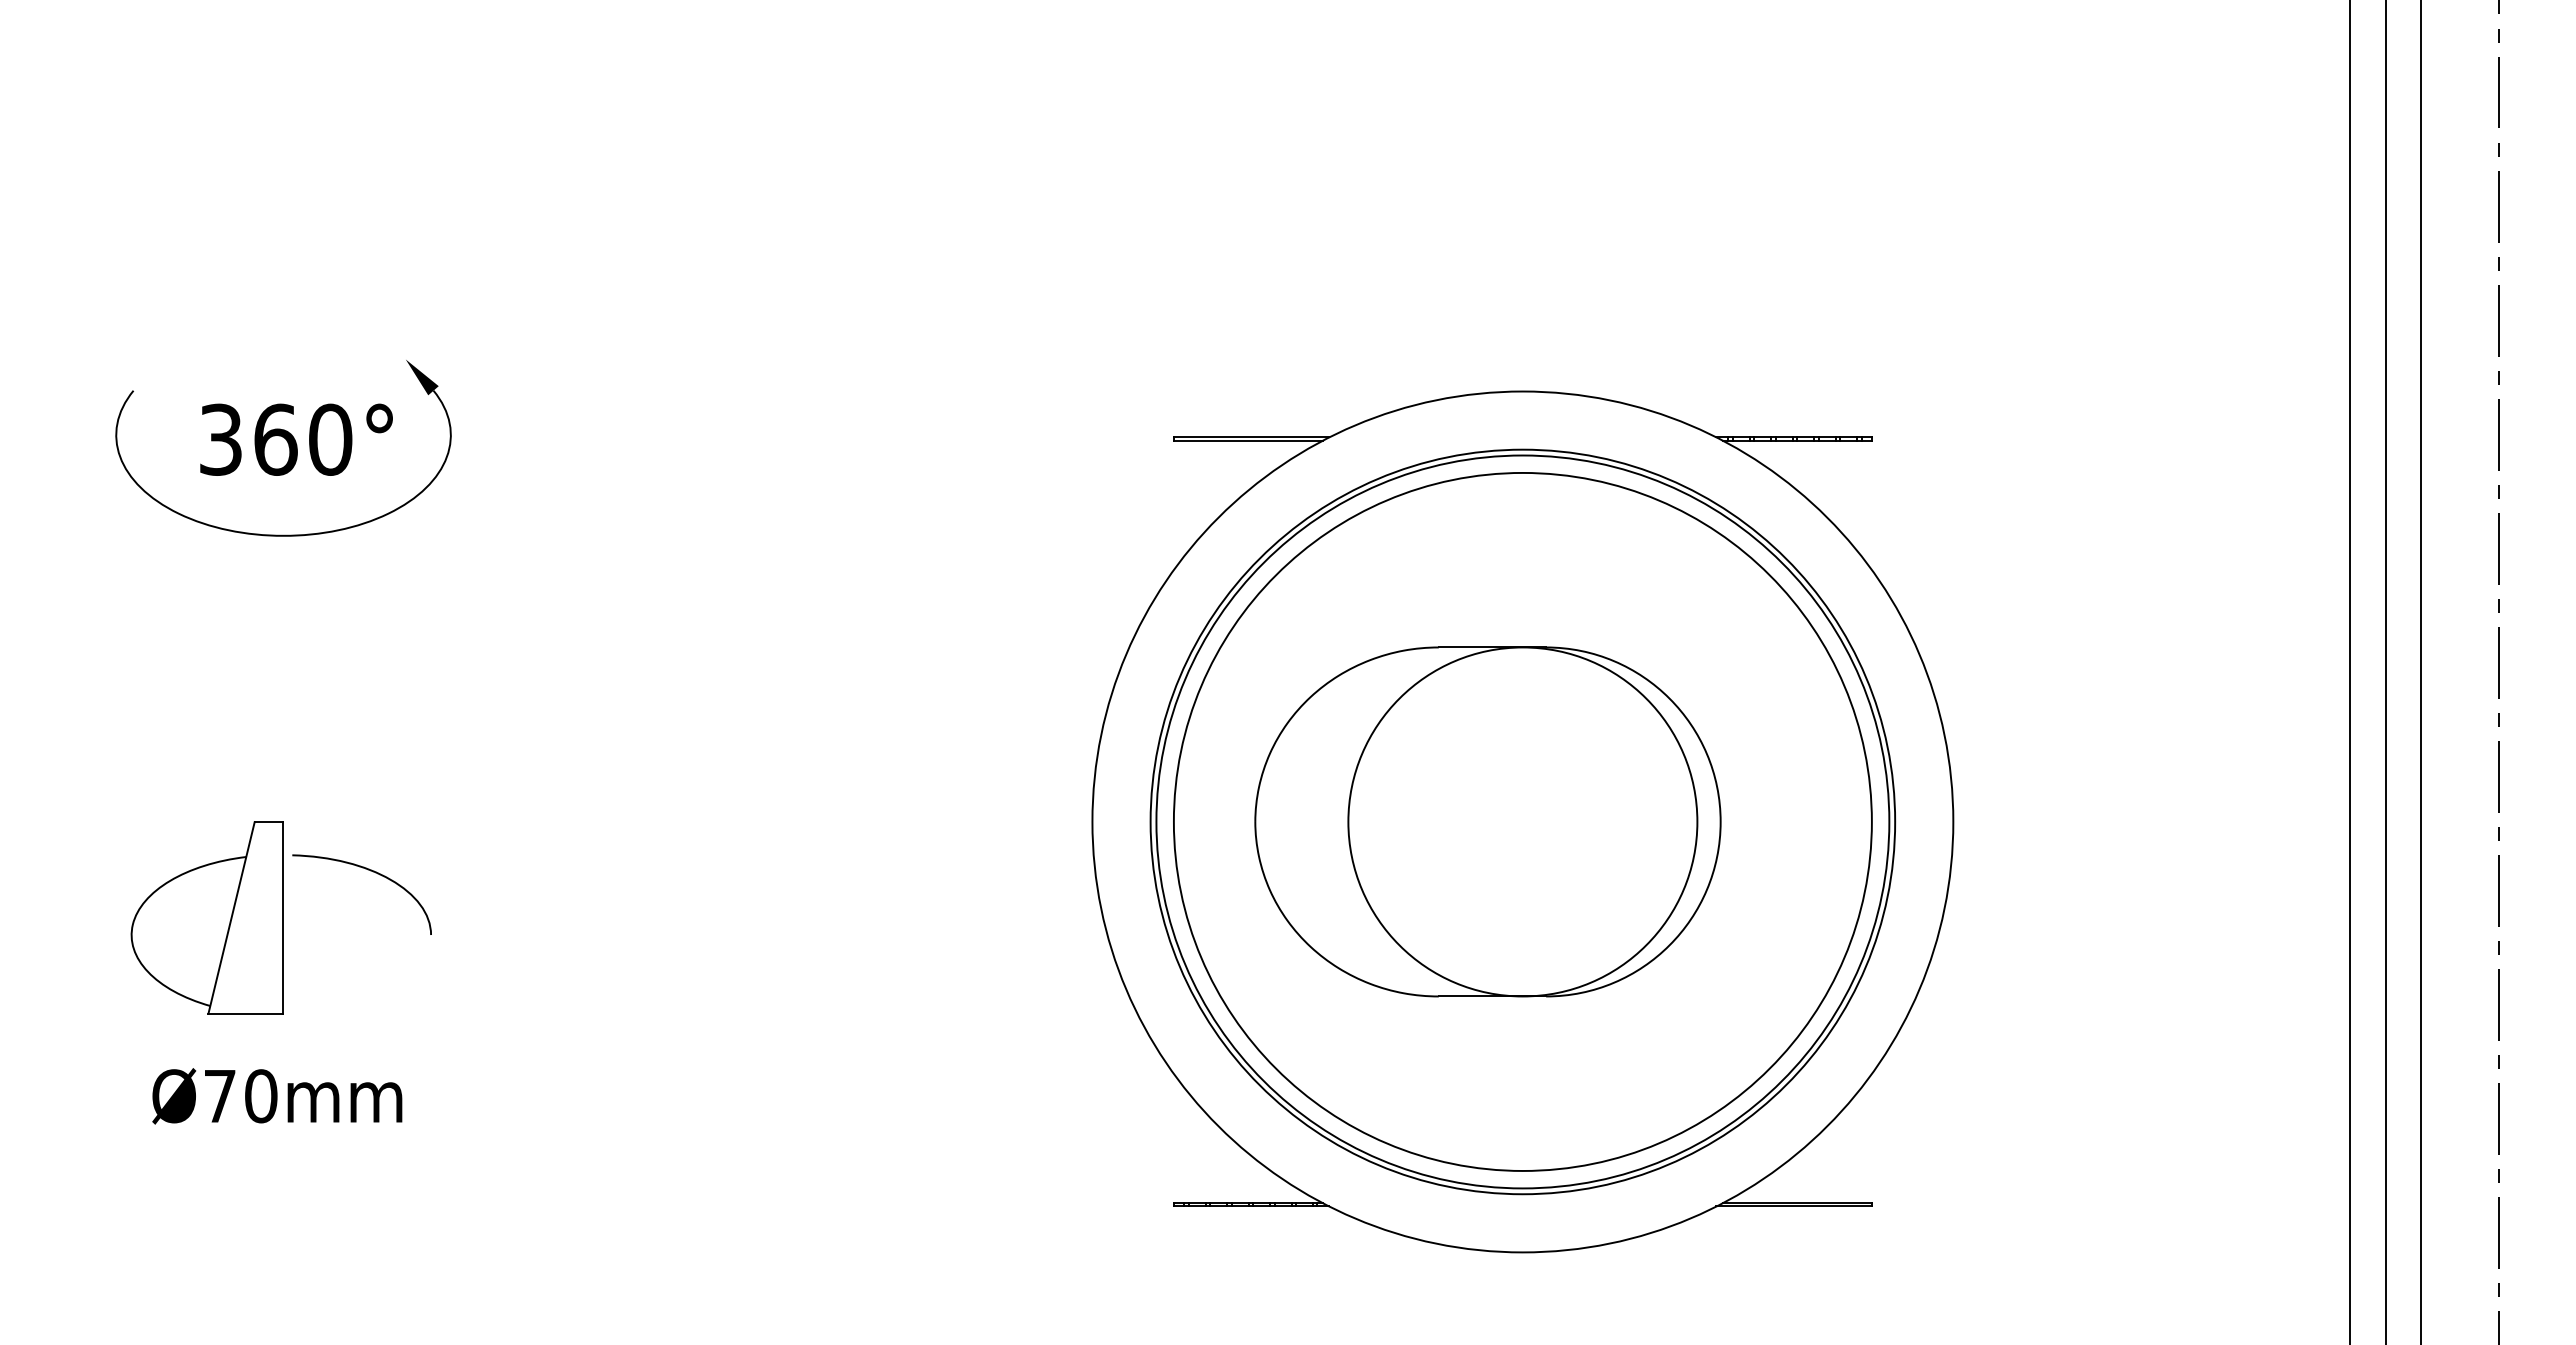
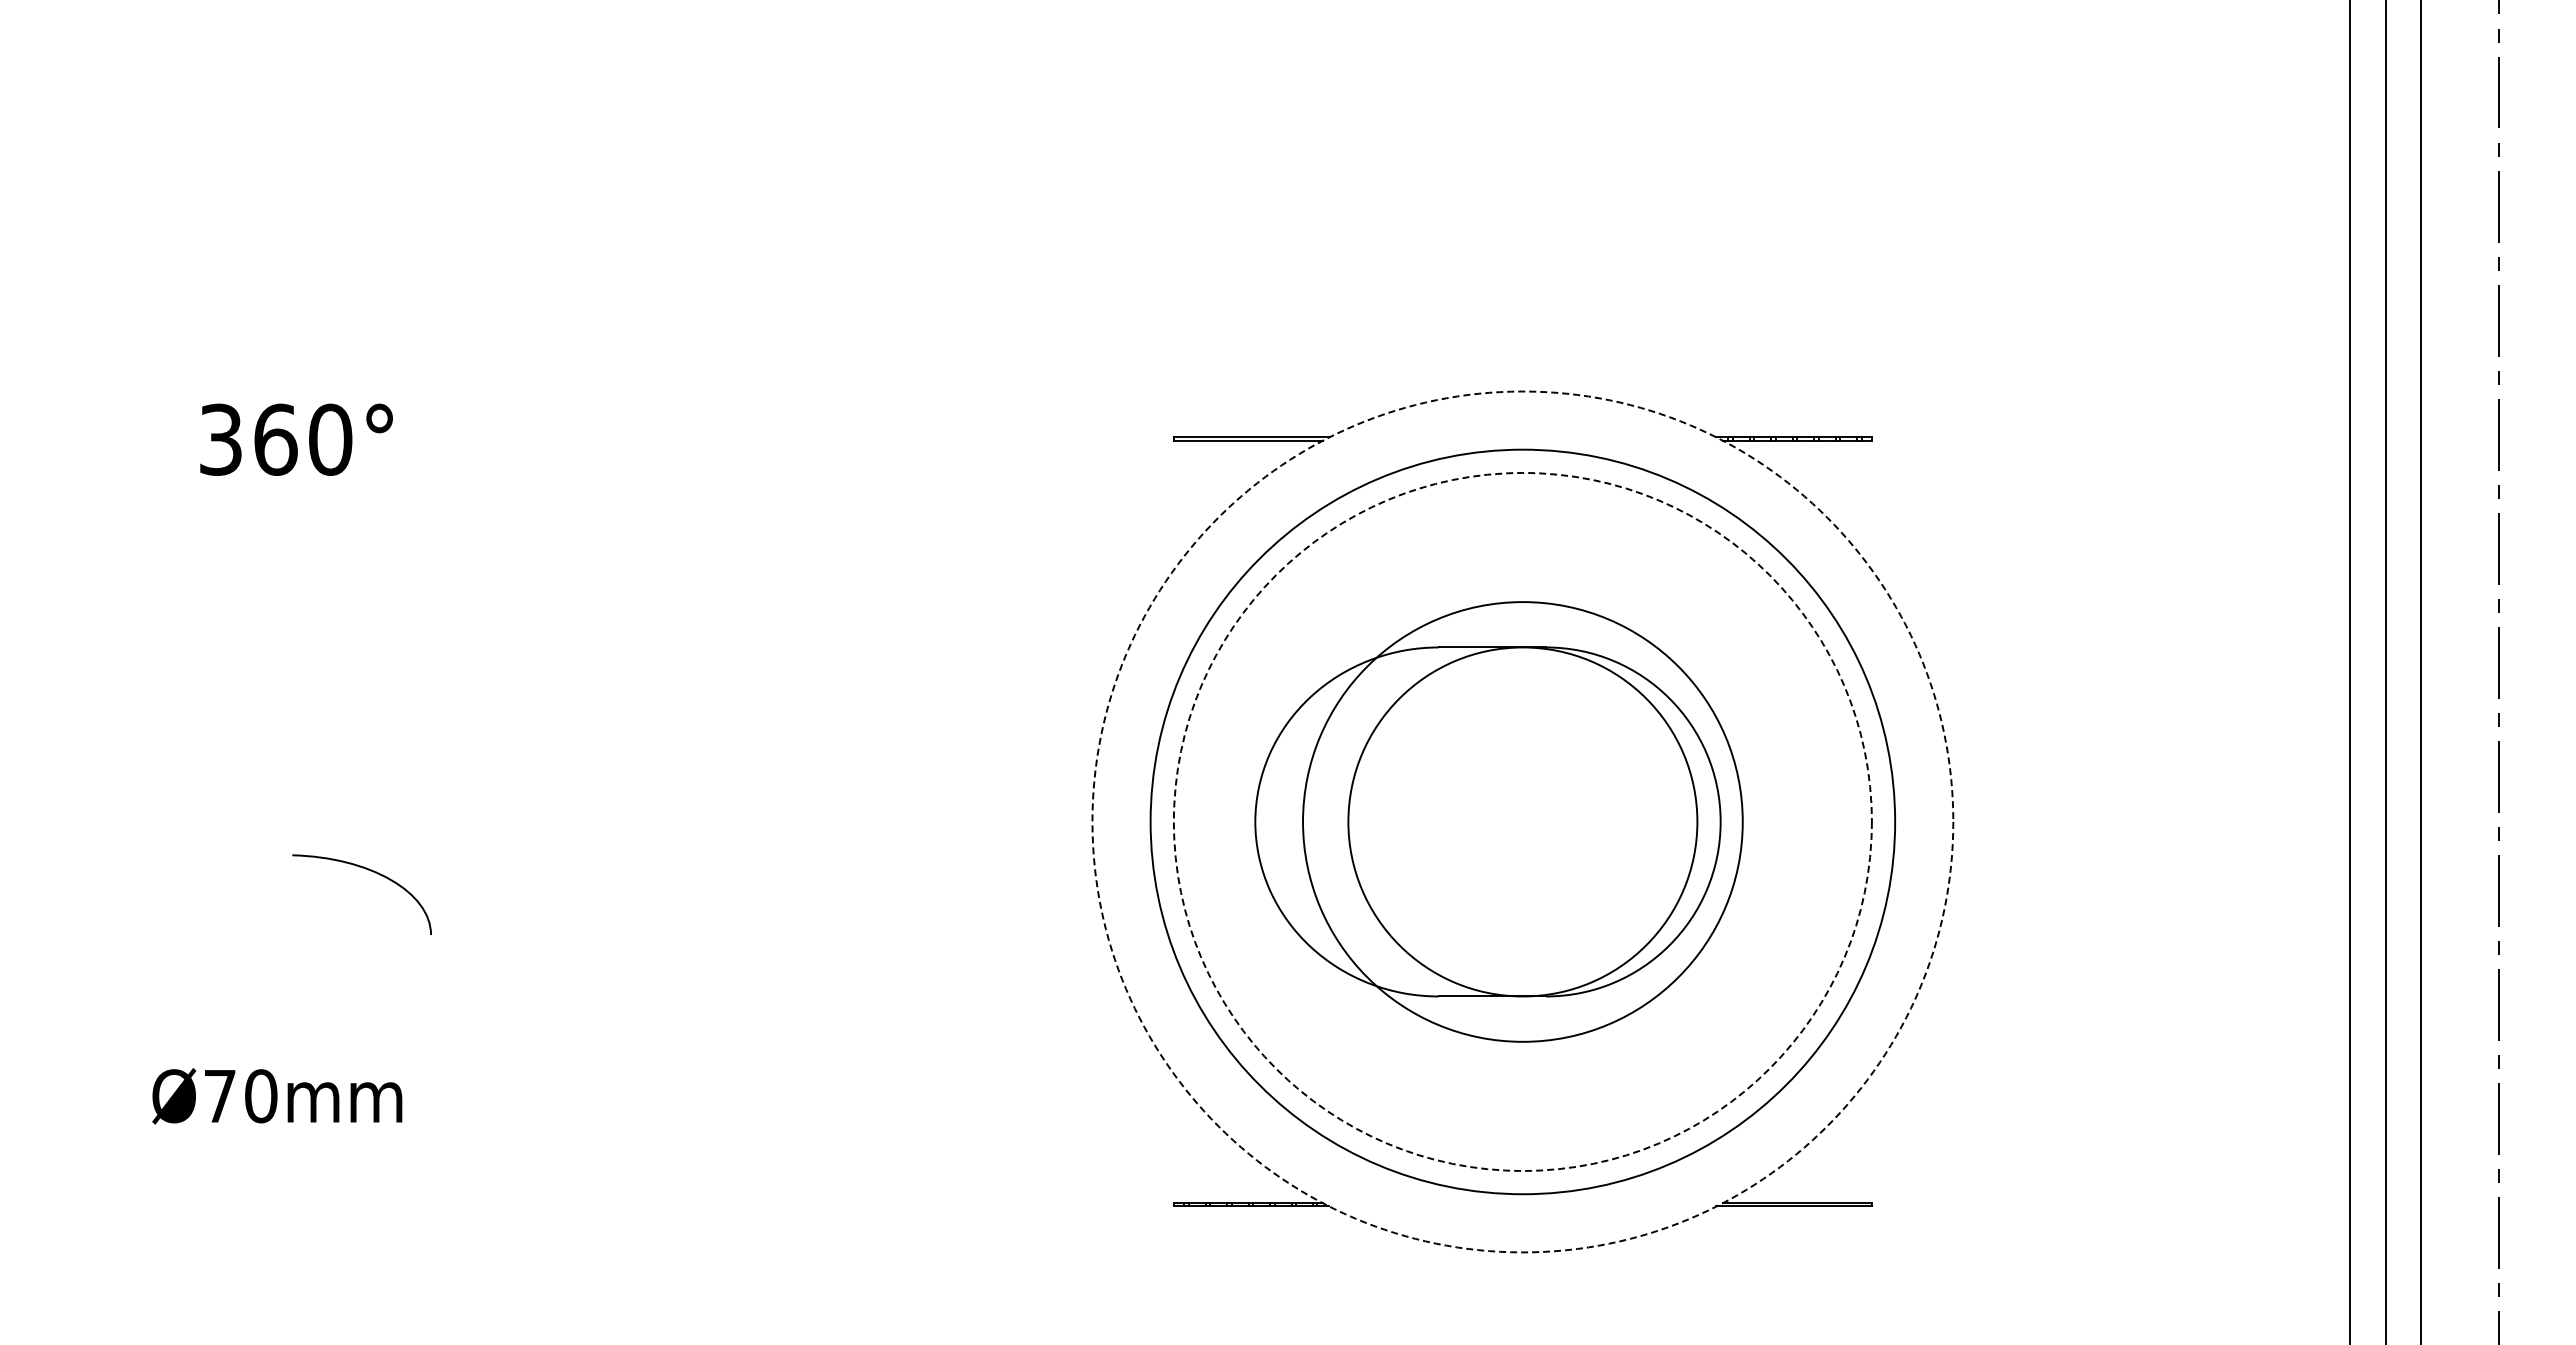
part: present -> none (283, 534)
circle diameter: 733 px -> 440 px (1522, 821)
circle: solid -> dashed (1522, 821)
circle: solid -> dashed (1522, 821)
part: present -> none (206, 917)
